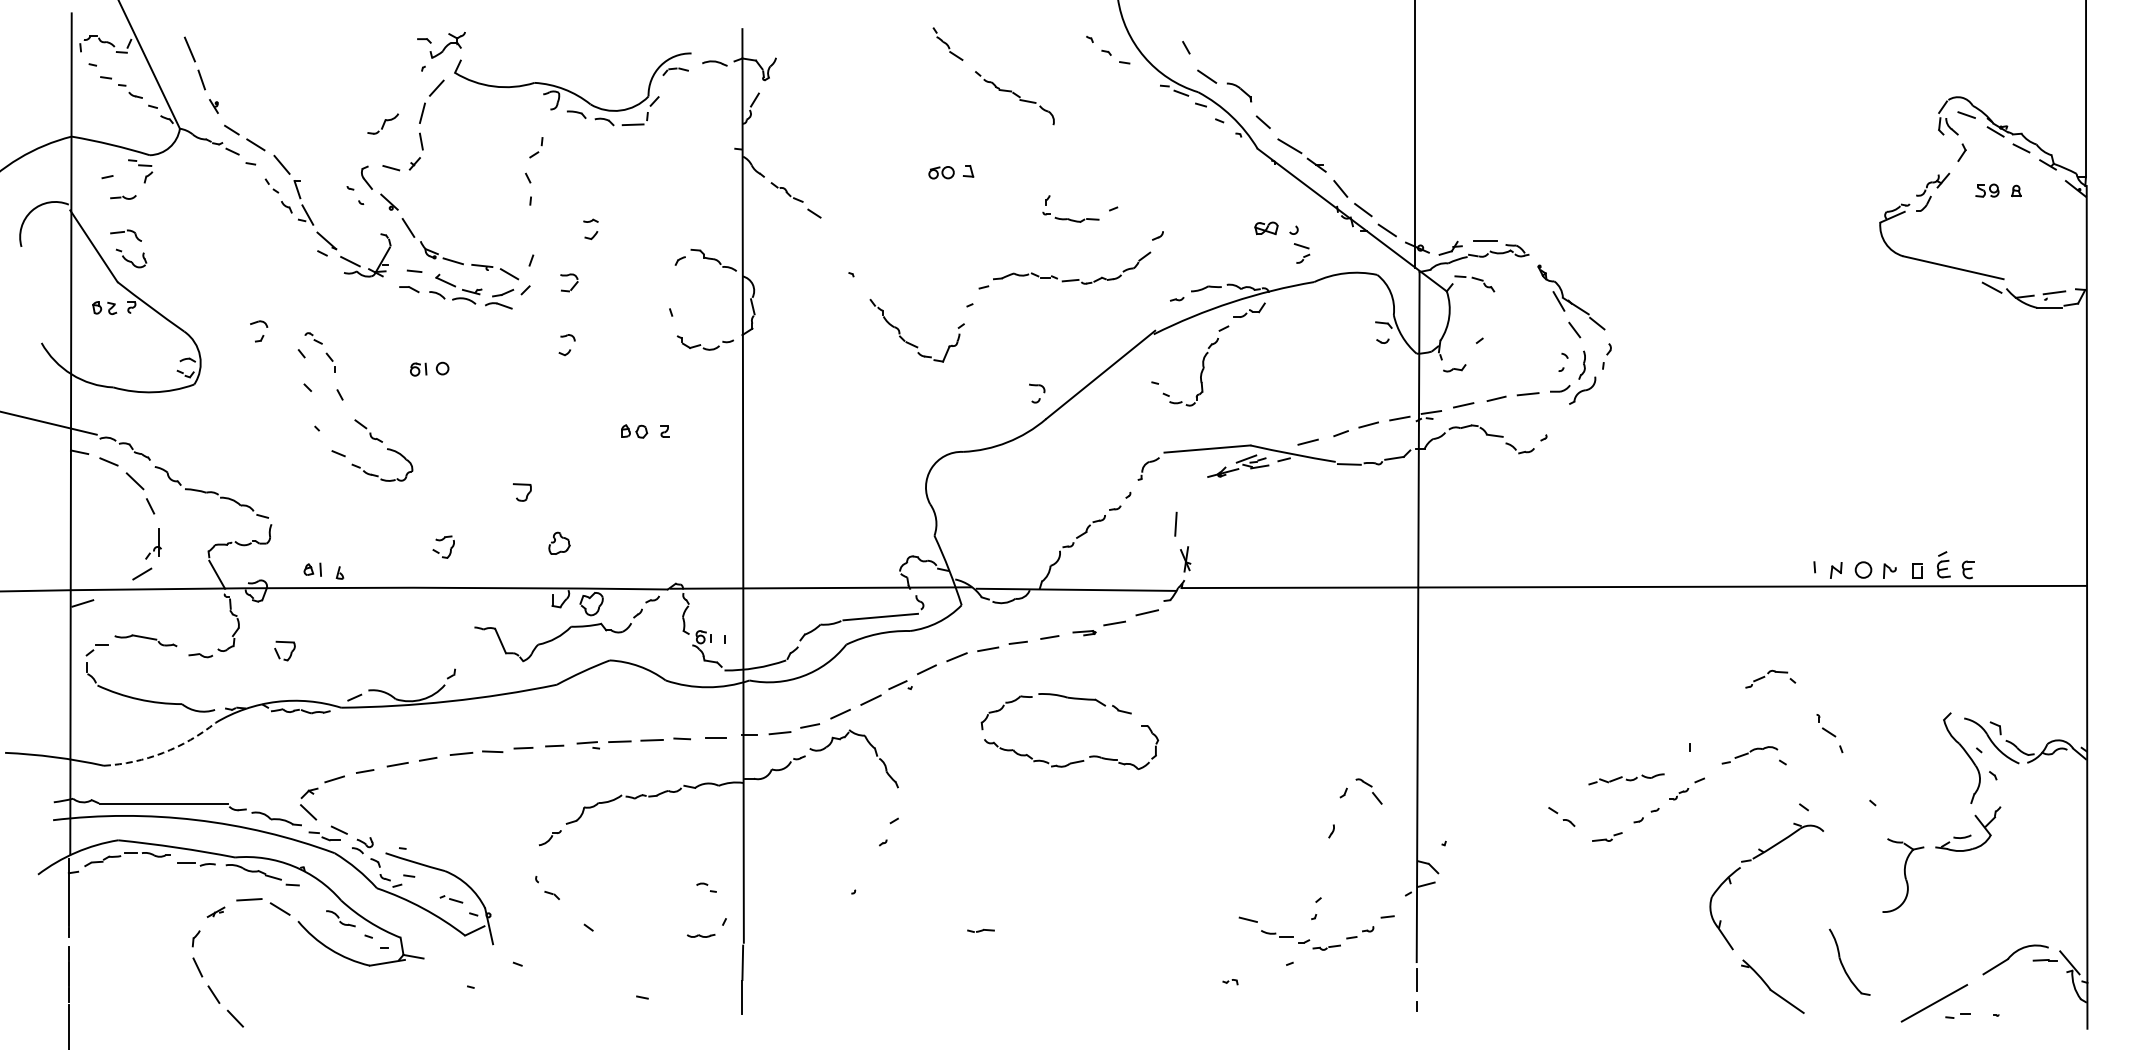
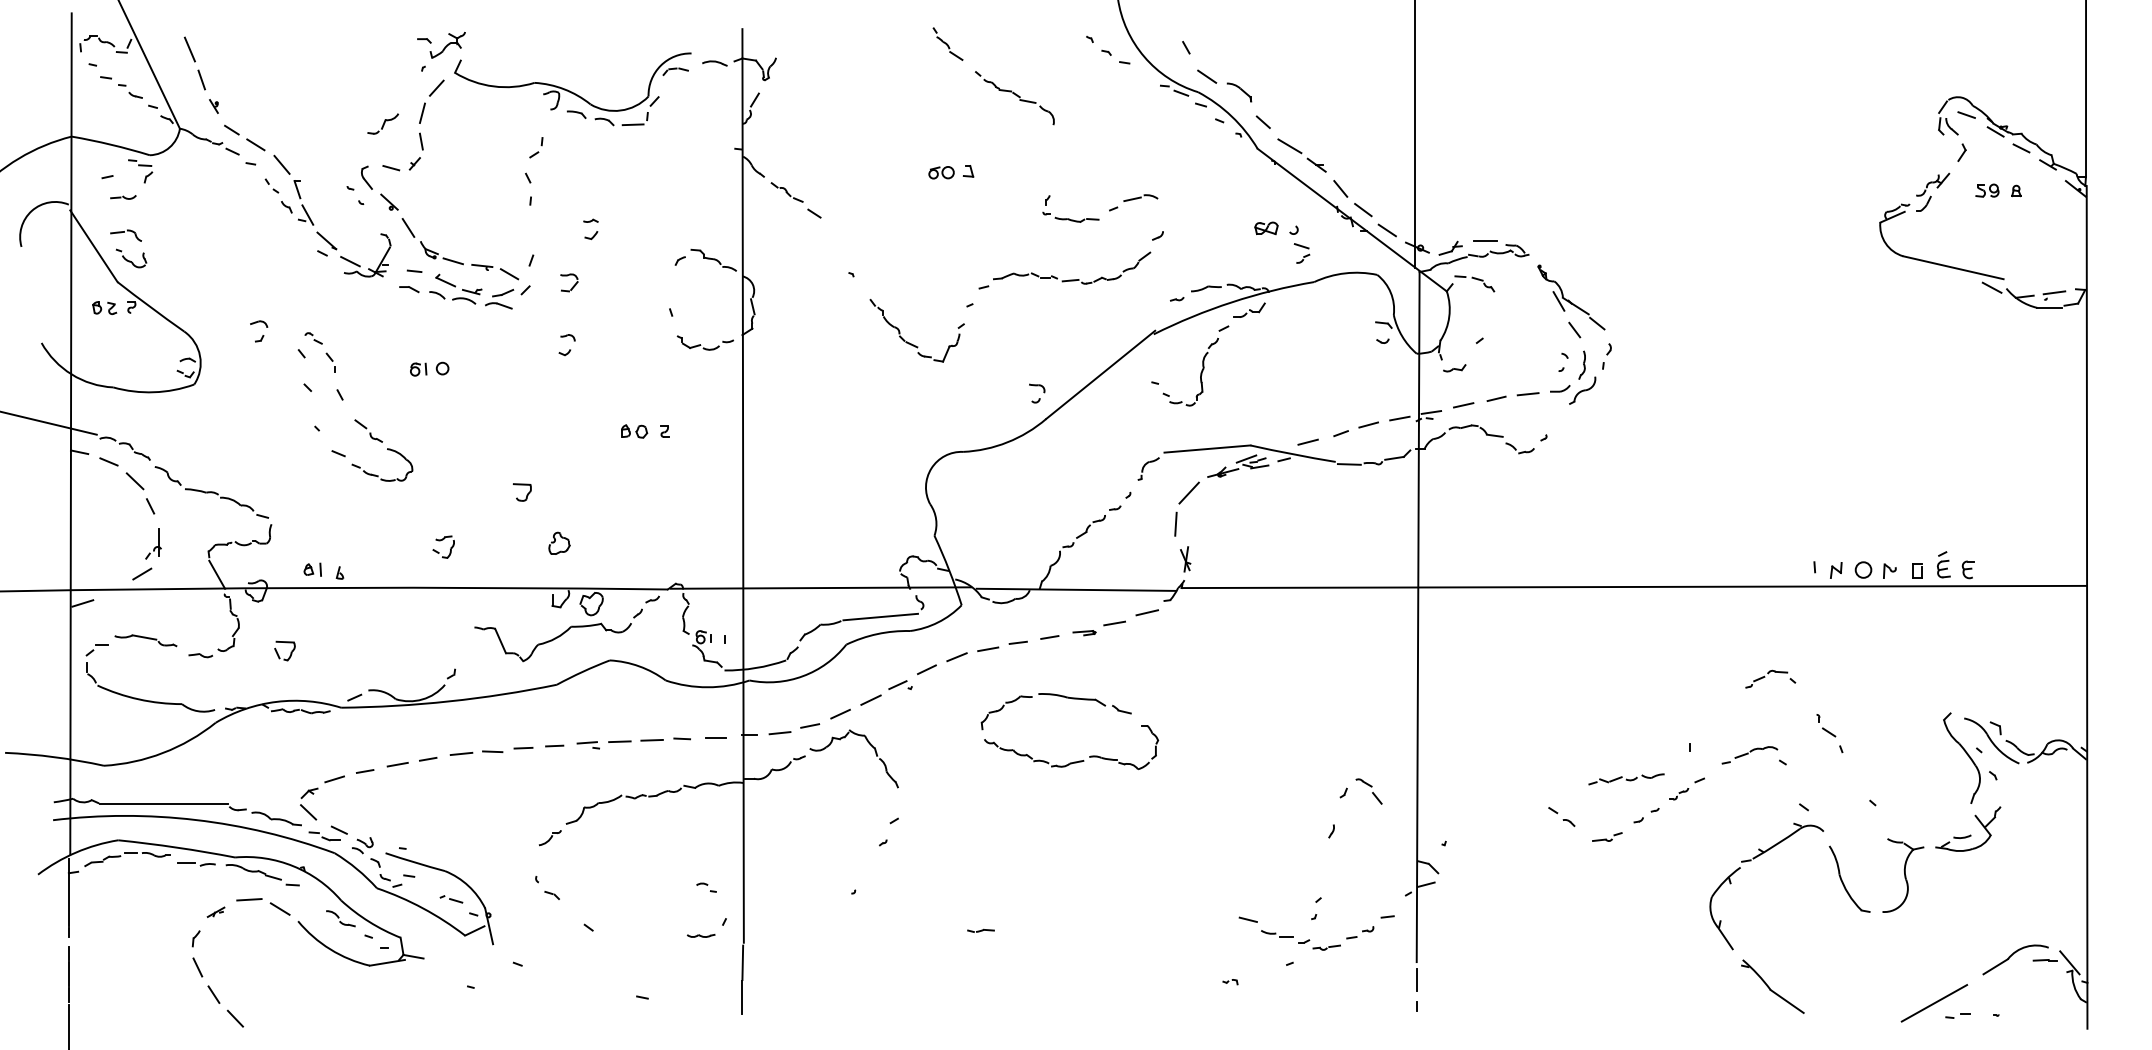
part: none -> present (1140, 197)
line: none -> present (1188, 492)
arc: dashed -> solid (163, 752)
part position: (1843, 964) -> (1843, 881) (1843, 881)
